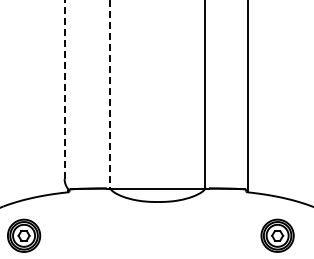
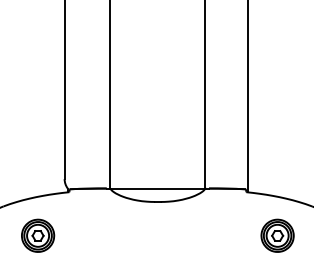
line: dashed -> solid (64, 89)
line: dashed -> solid (110, 94)
part position: (24, 235) -> (38, 235) (38, 235)
